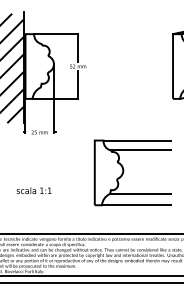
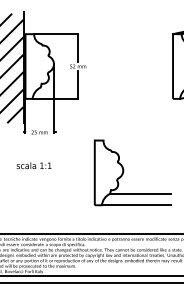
line: present -> none (136, 140)
line: present -> none (140, 150)
text position: (33, 190) -> (33, 165) (33, 165)
